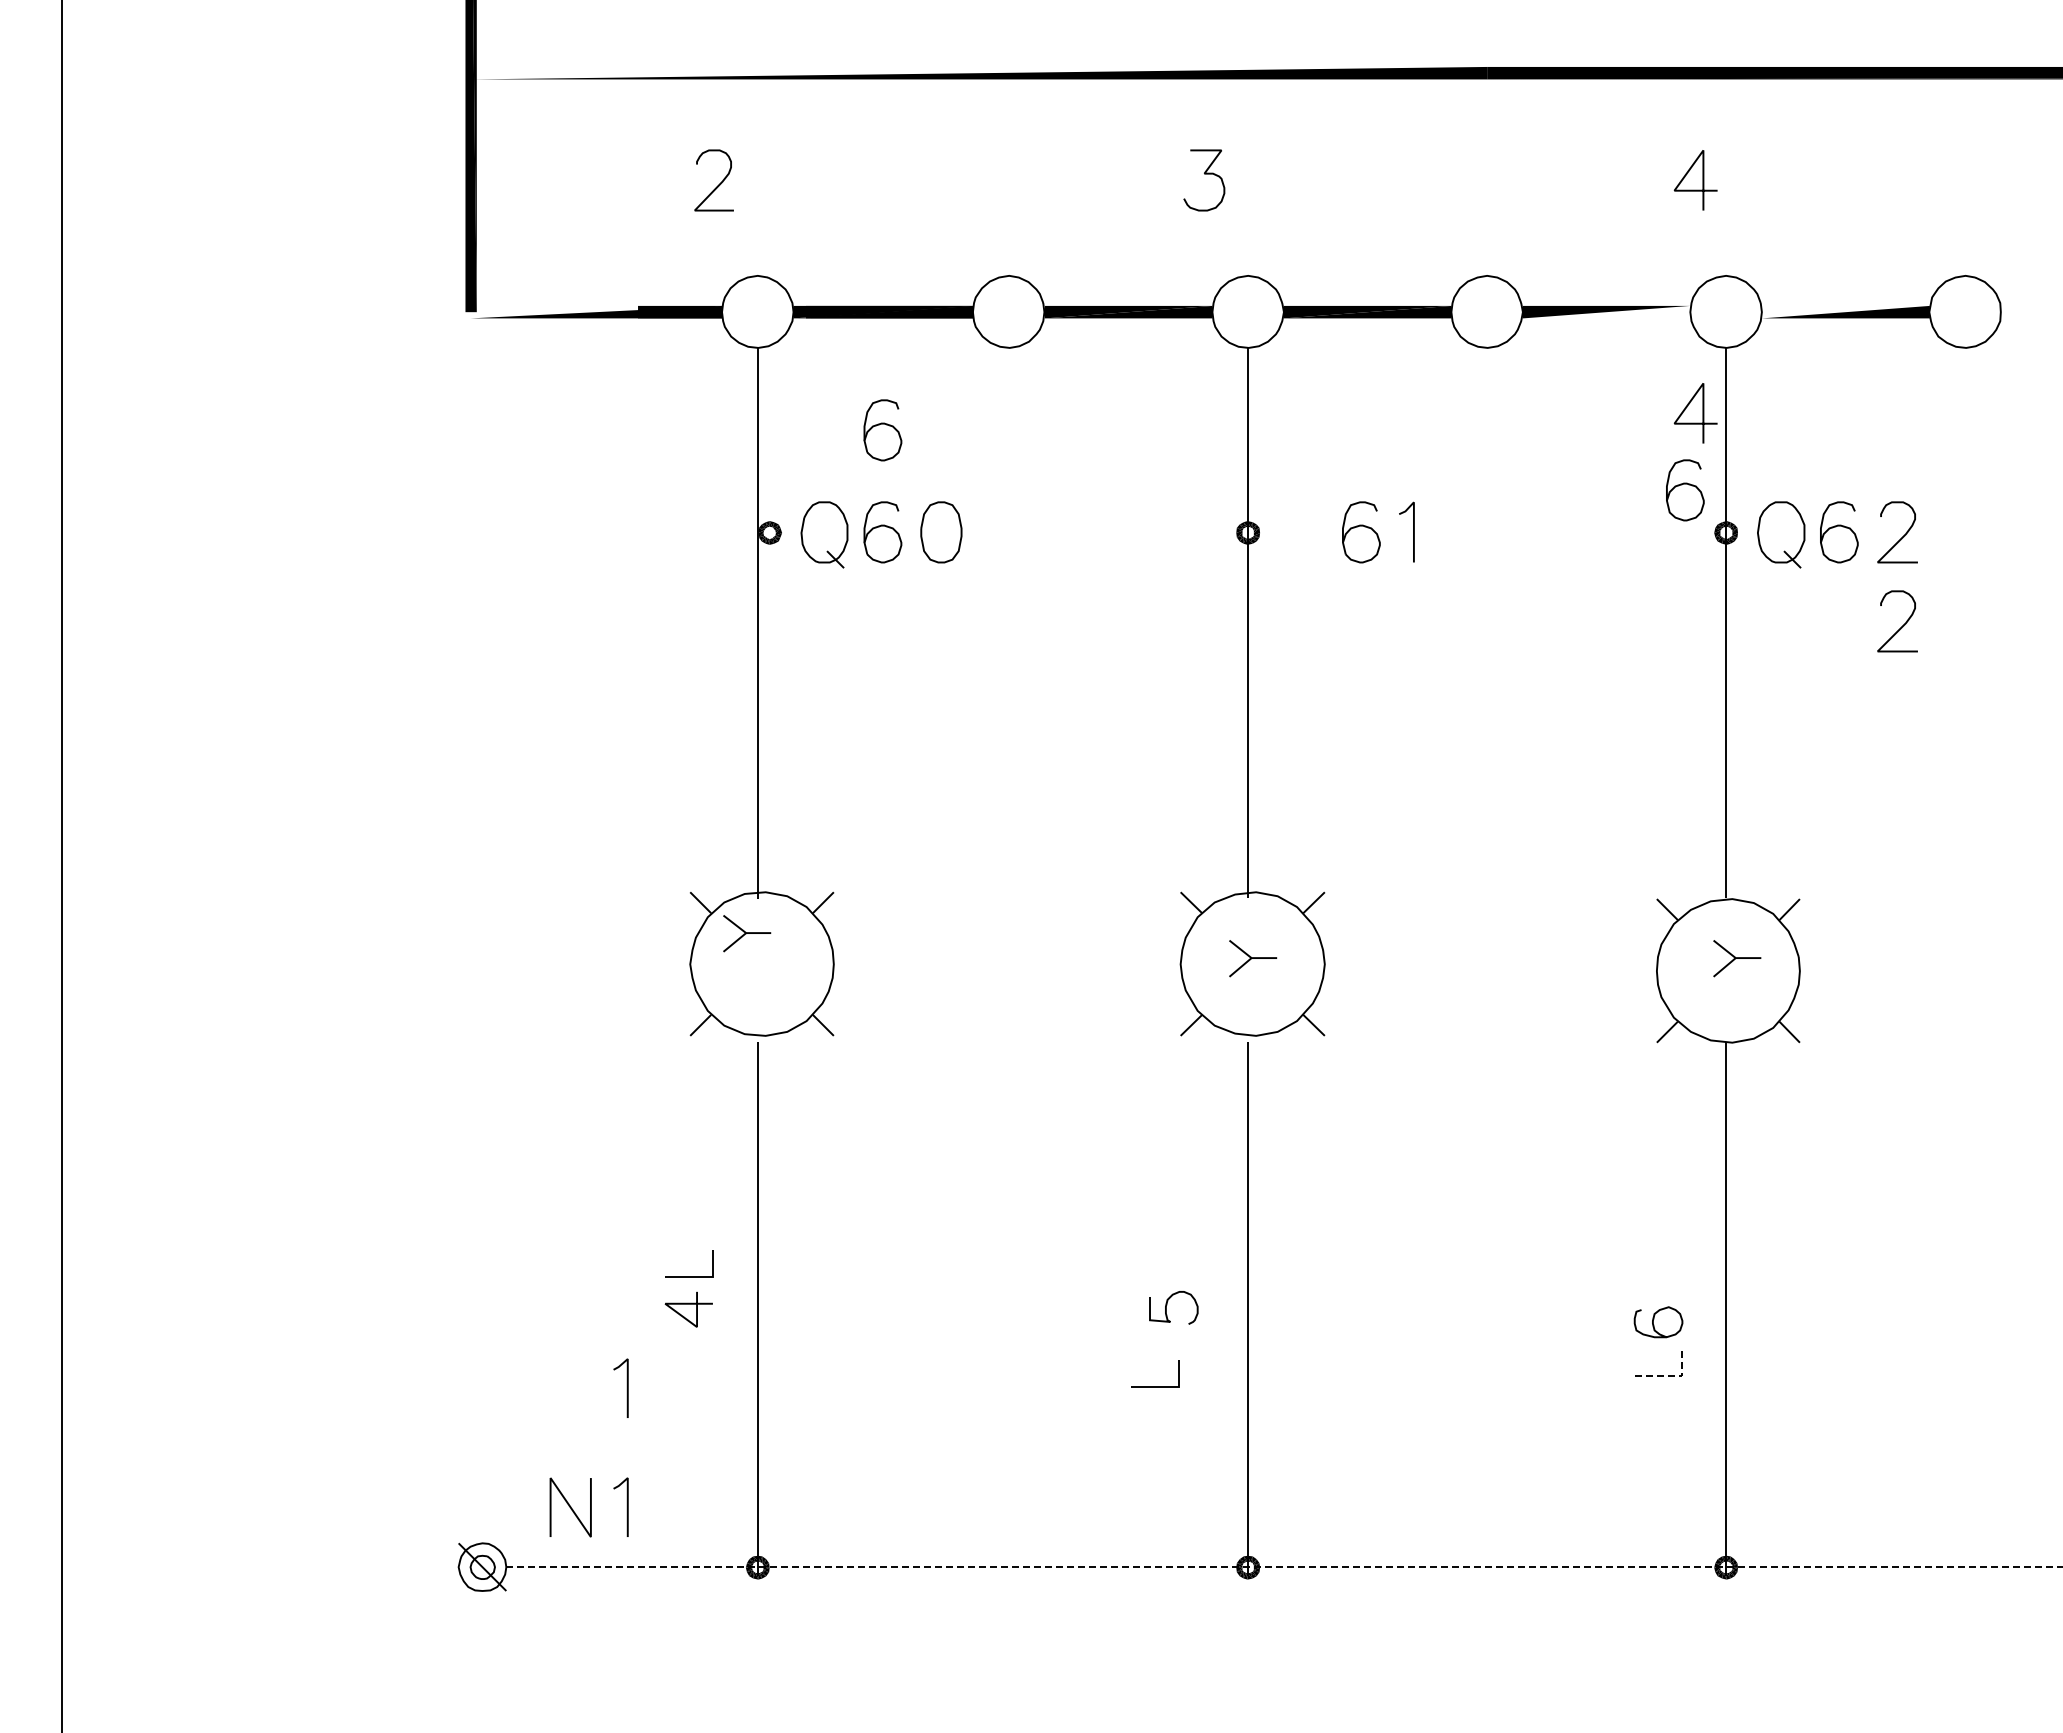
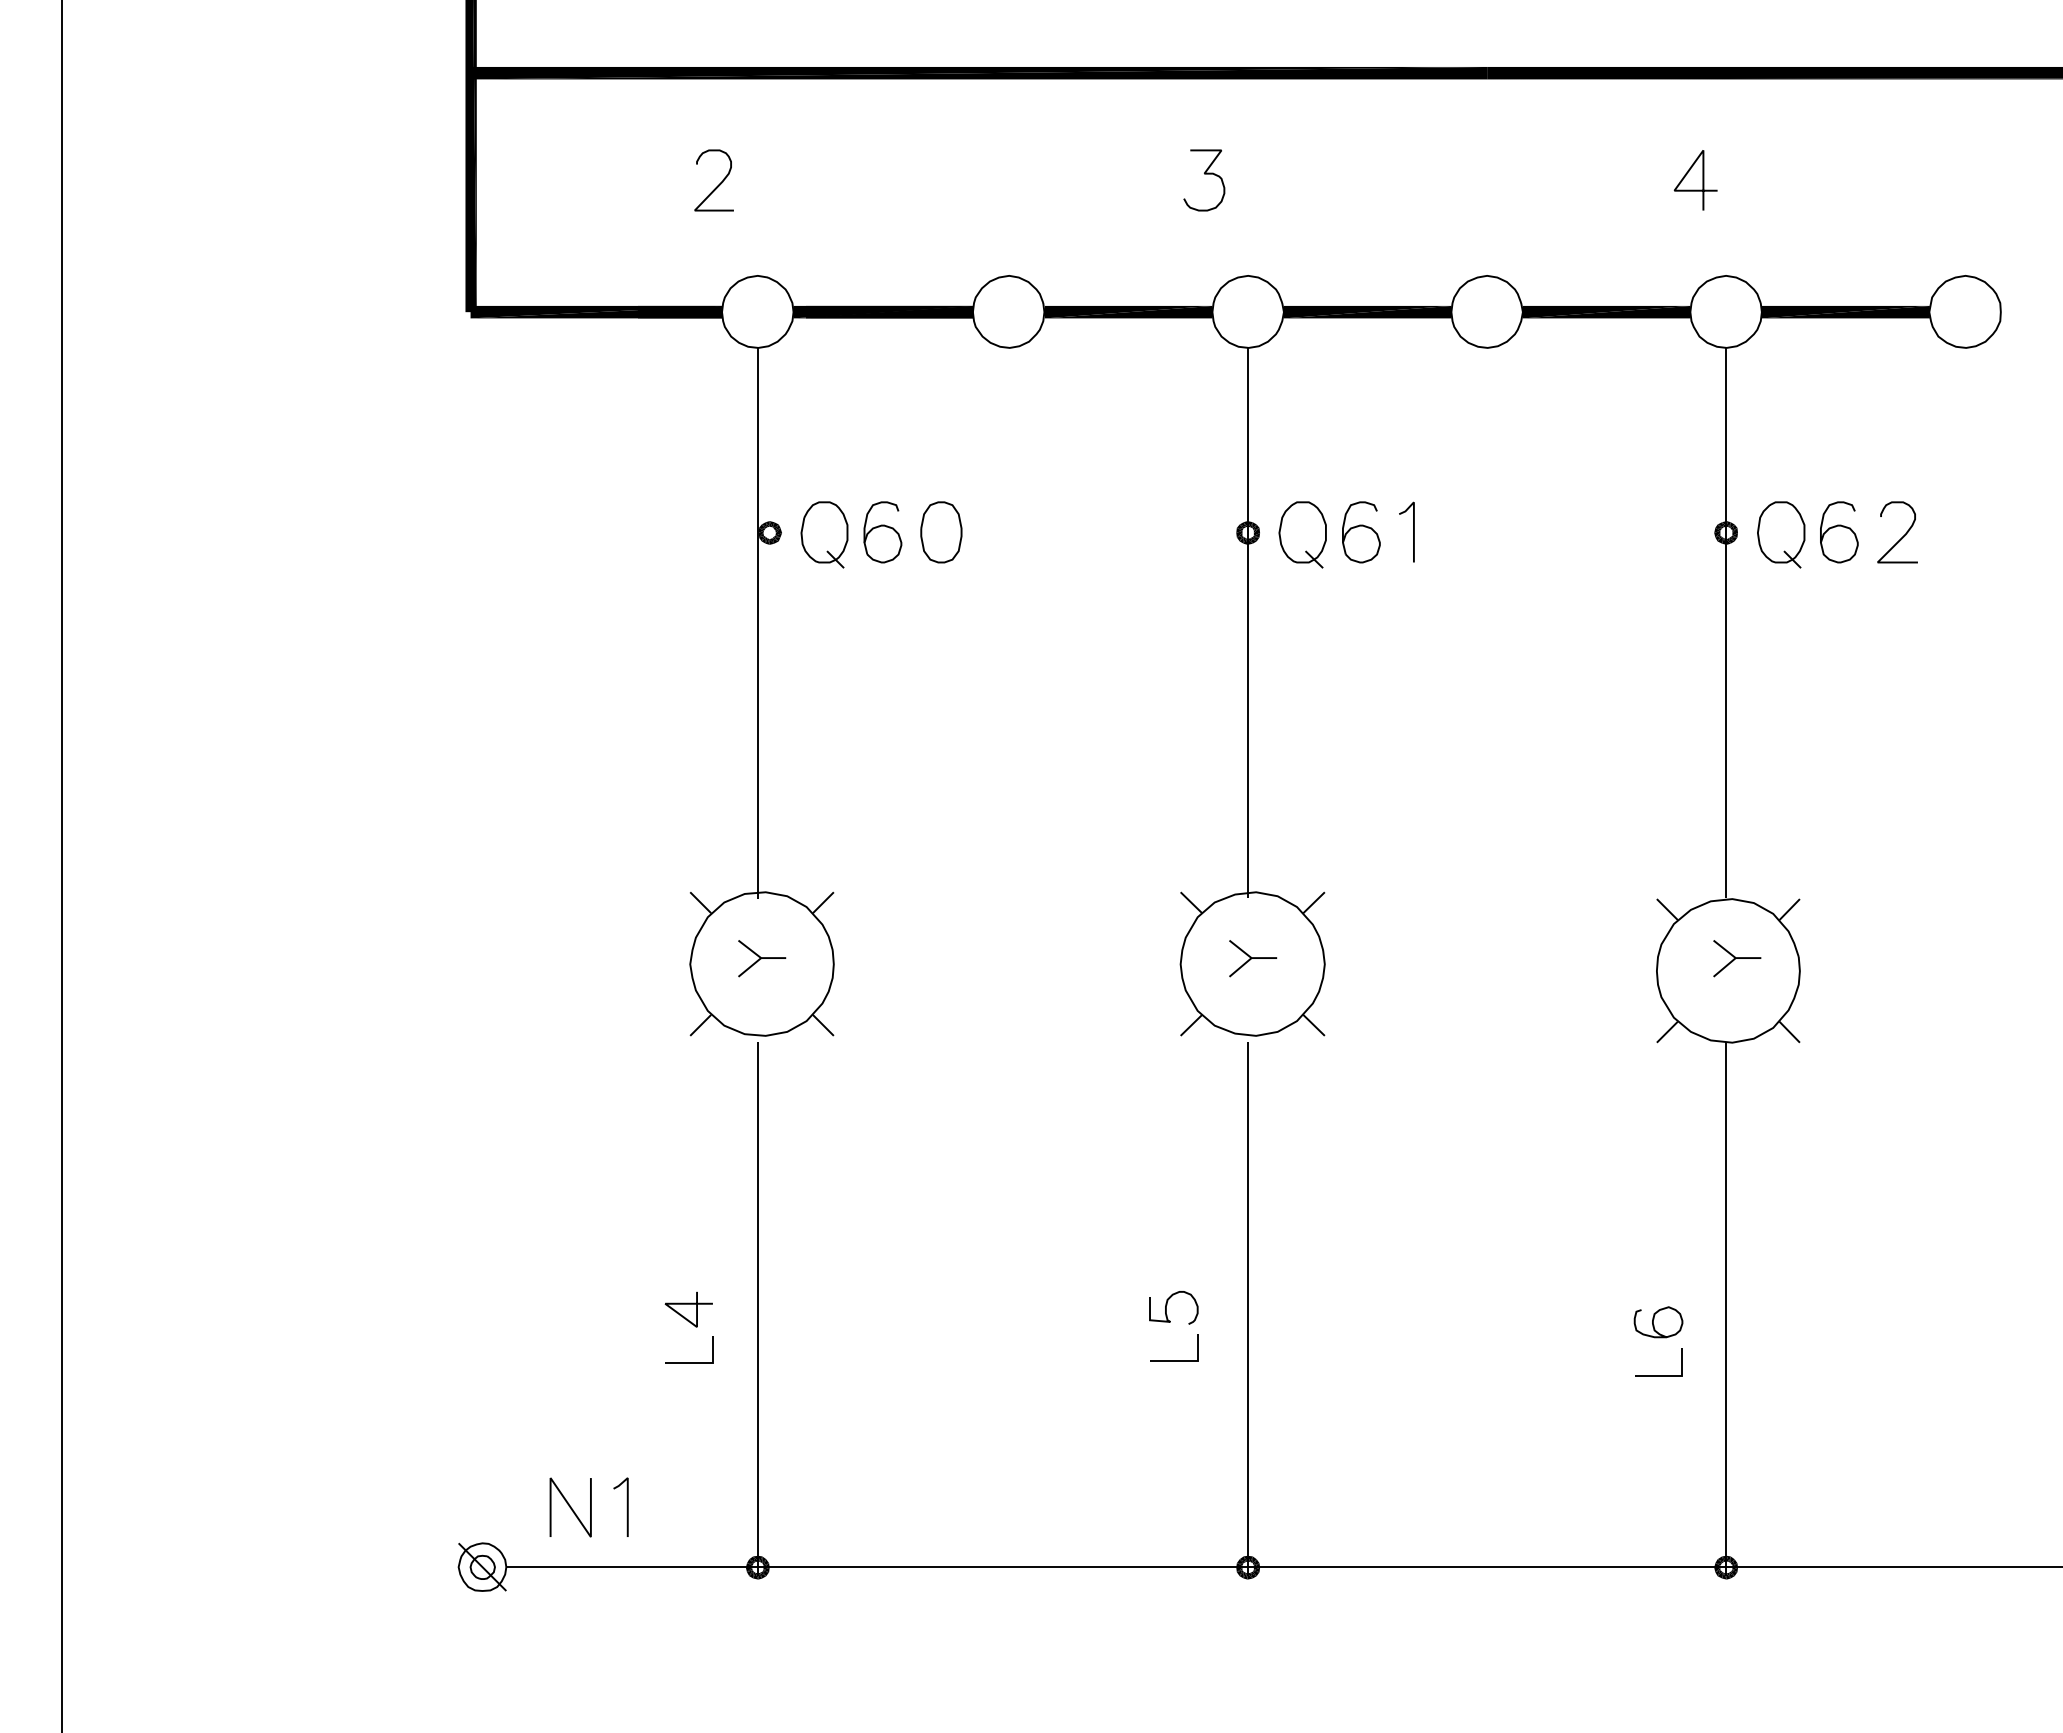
fill: none -> present (978, 72)
fill: none -> present (596, 311)
fill: none -> present (1606, 311)
fill: none -> present (1845, 311)
line: present -> none (1702, 413)
part: present -> none (882, 430)
curve: present -> none (1688, 485)
part: none -> present (1302, 534)
curve: present -> none (1902, 625)
part position: (747, 933) -> (762, 958) (762, 958)
line position: (689, 1276) -> (689, 1362) (689, 1362)
line: dashed -> solid (1673, 1375)
line position: (1155, 1386) -> (1174, 1360) (1174, 1360)
line: present -> none (626, 1387)
line: dashed -> solid (1285, 1567)
